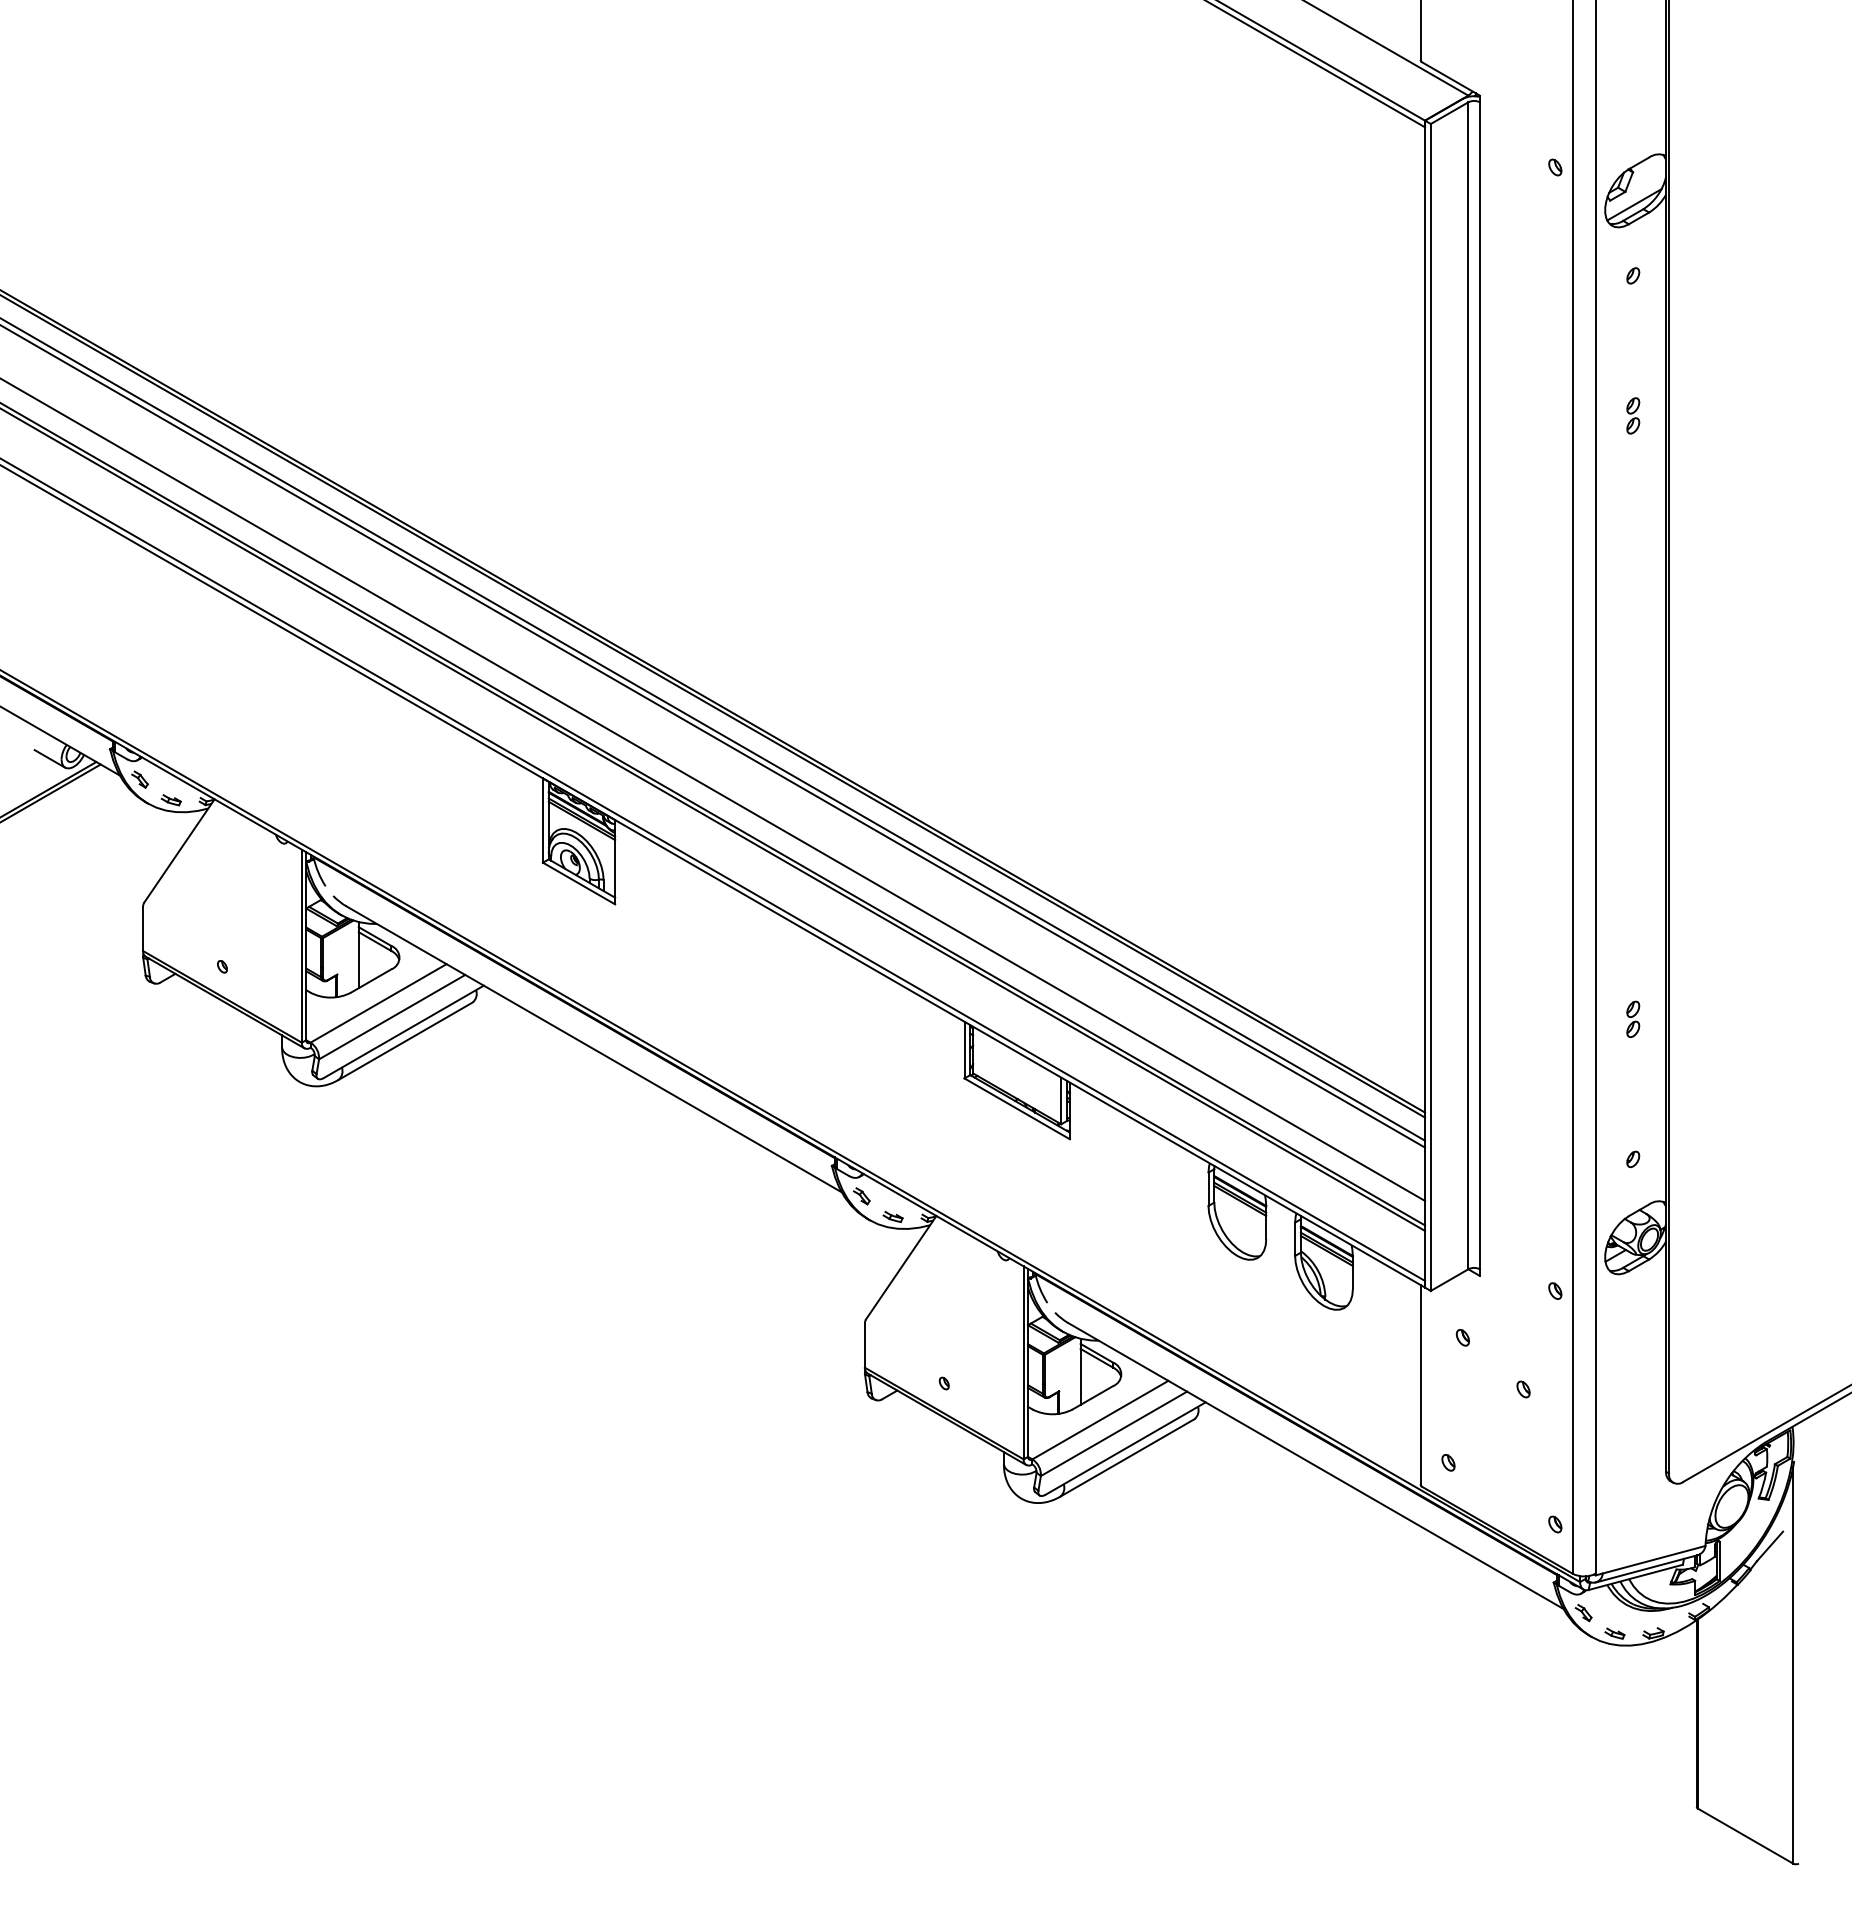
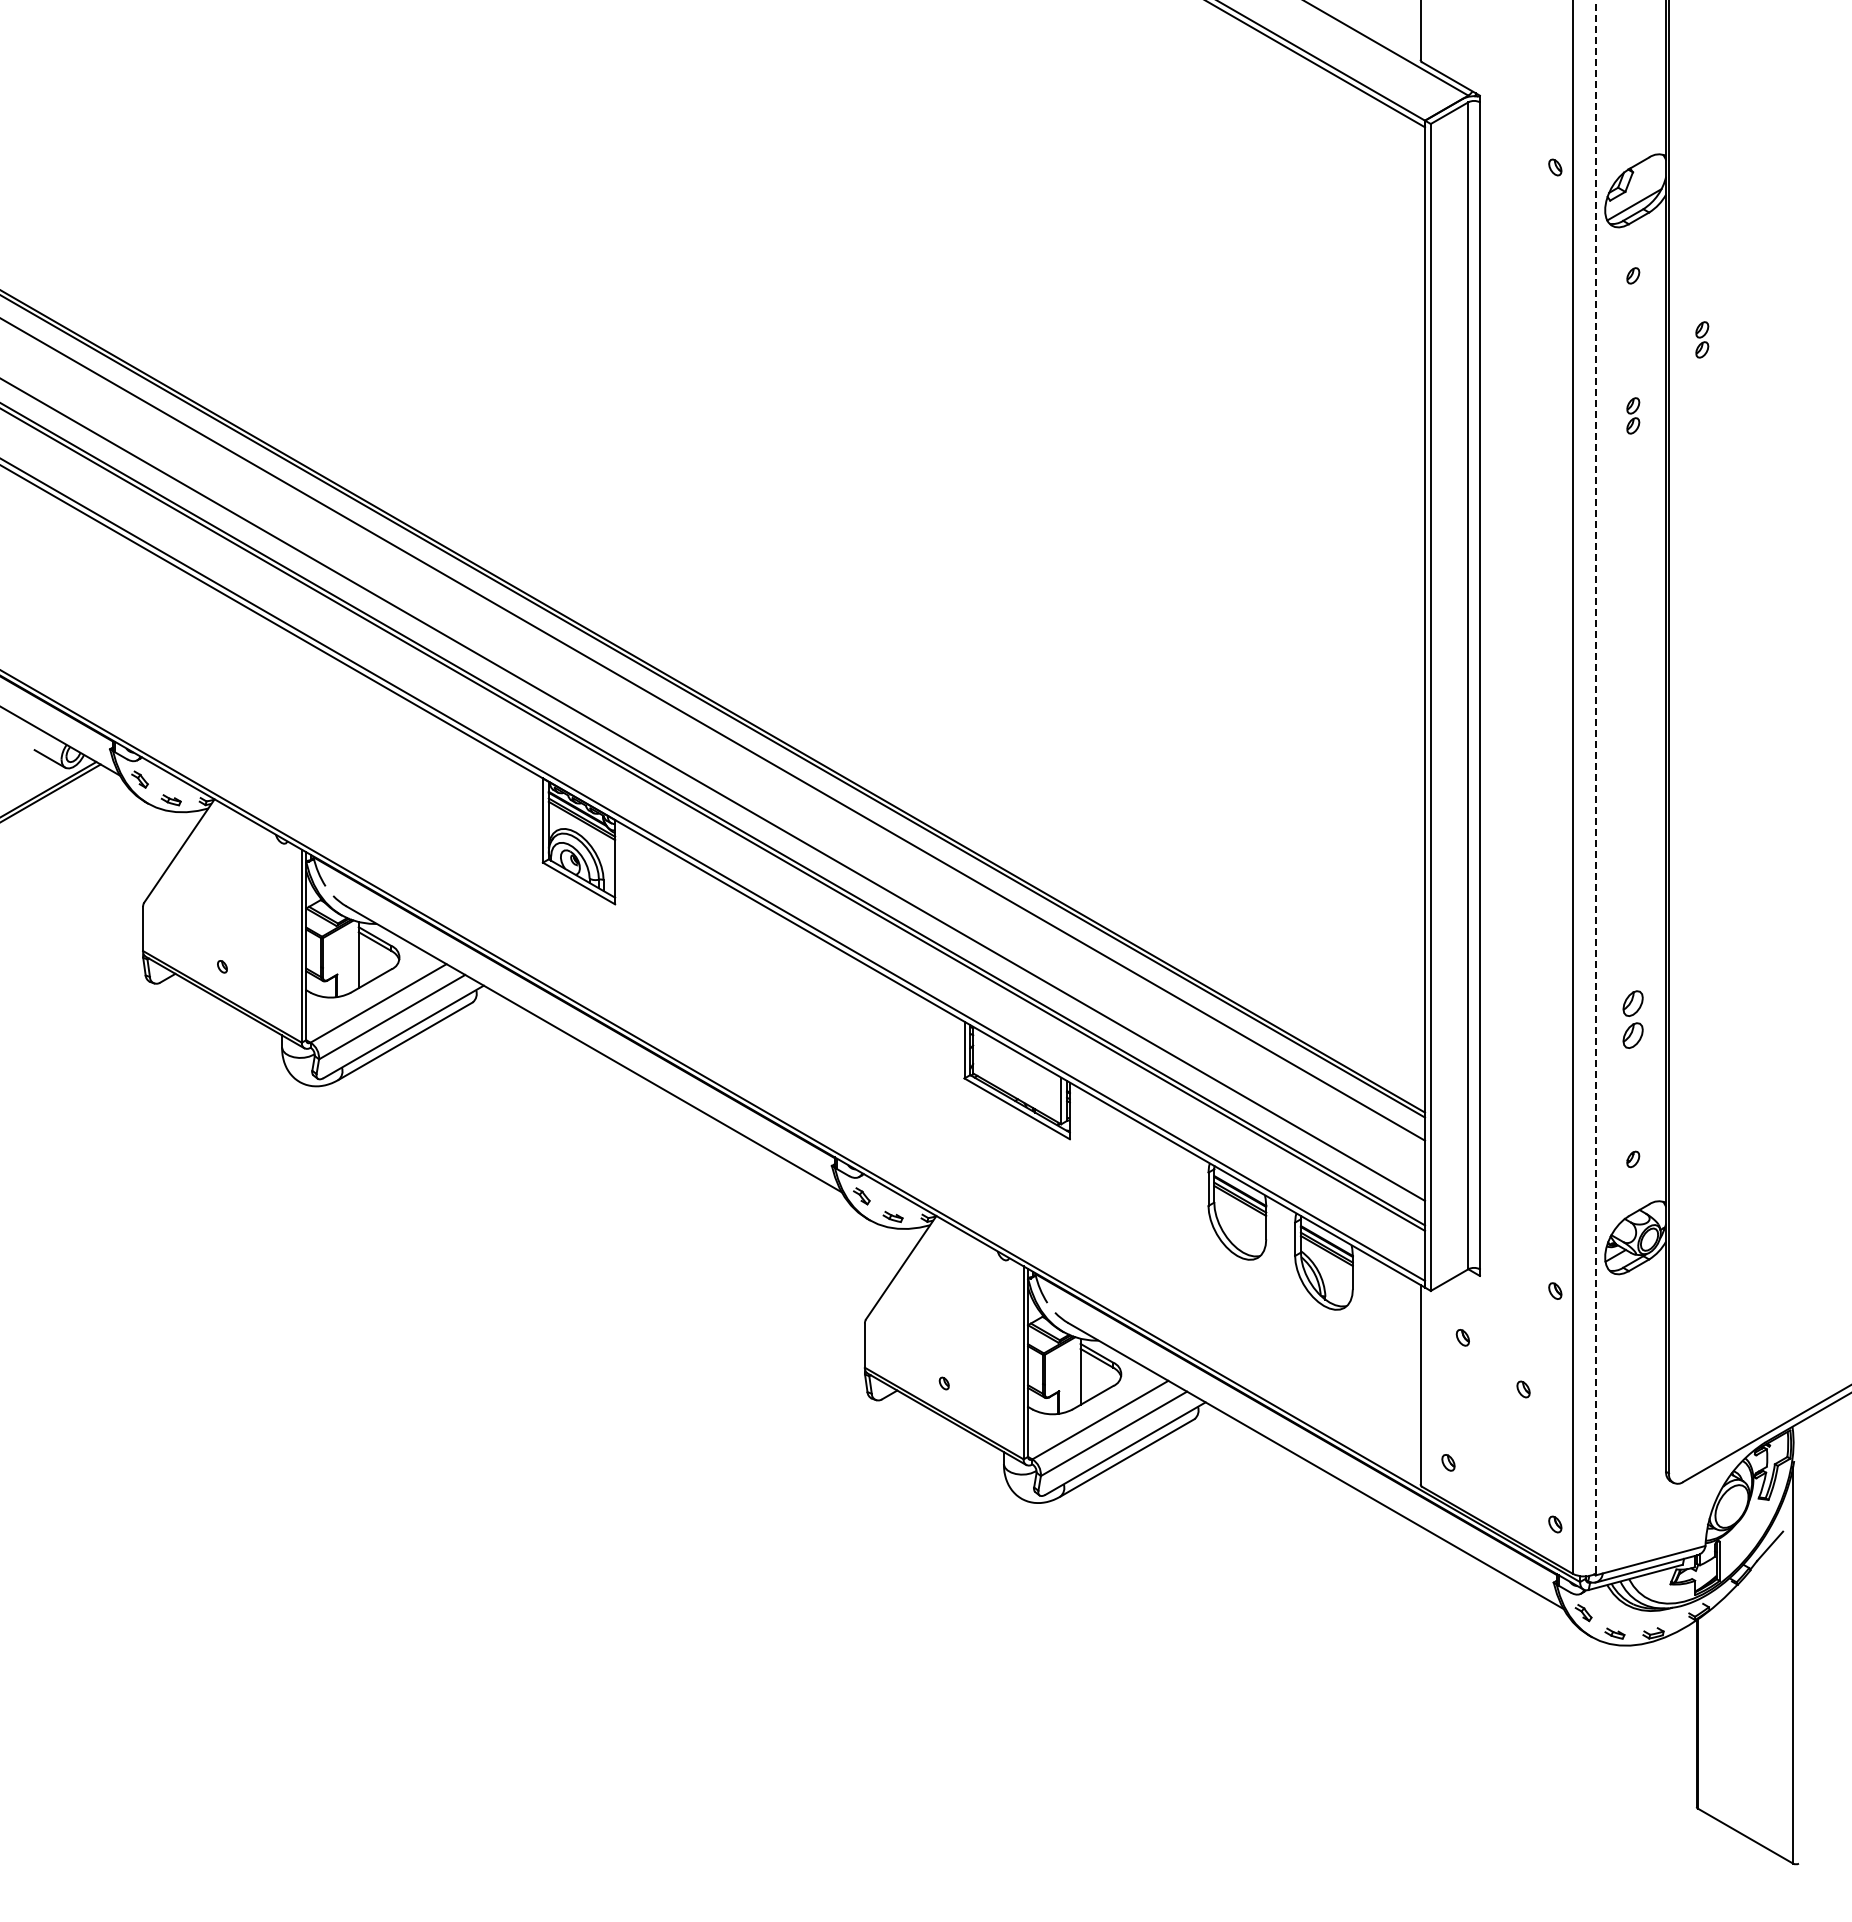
part: none -> present (1702, 339)
line: present -> none (713, 736)
line: solid -> dashed (1595, 787)
part size: 15x38 px -> 22x59 px (1632, 1019)
